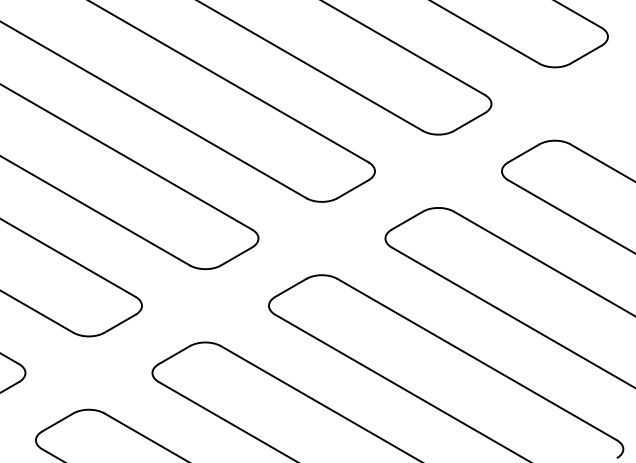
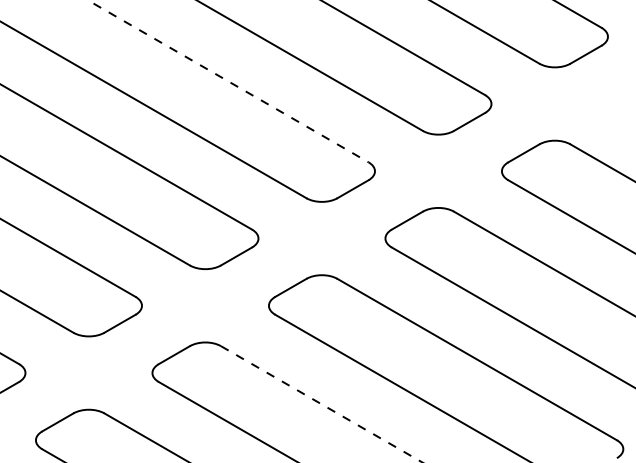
line: solid -> dashed (228, 81)
line: solid -> dashed (322, 404)
